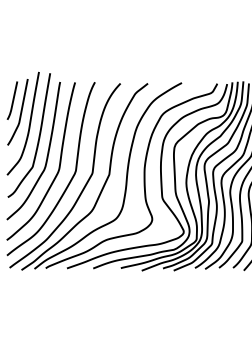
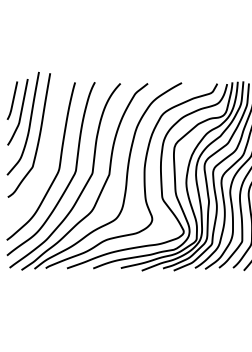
curve: present -> none (46, 156)
